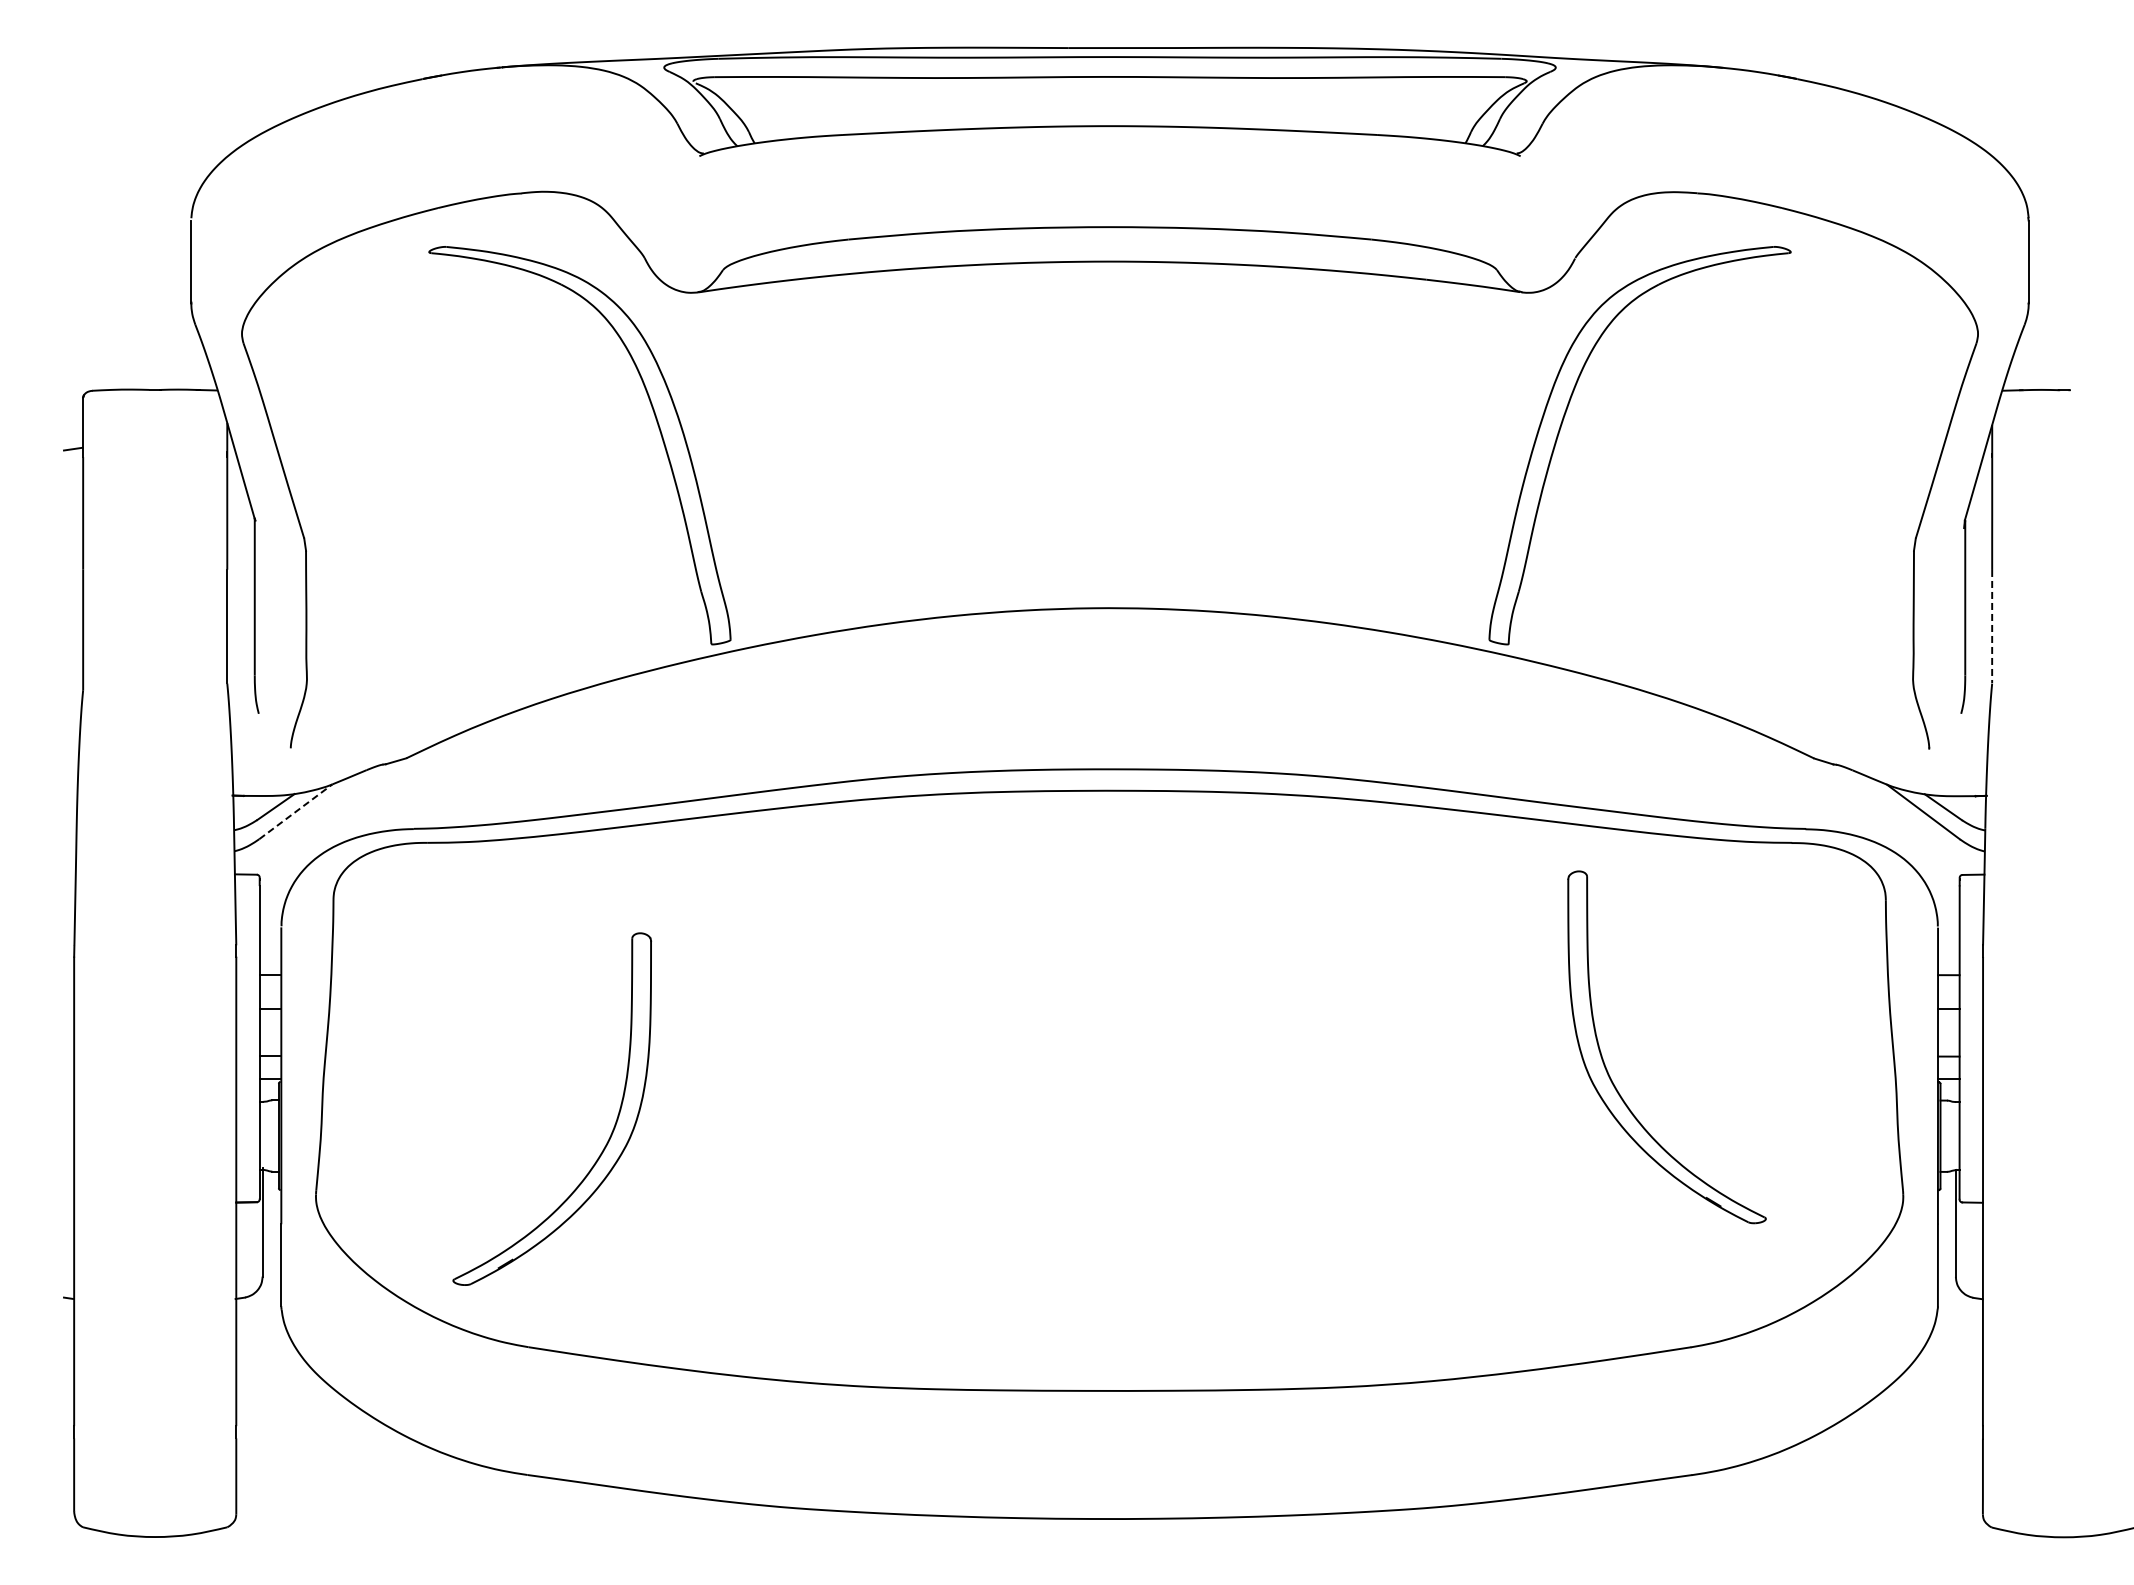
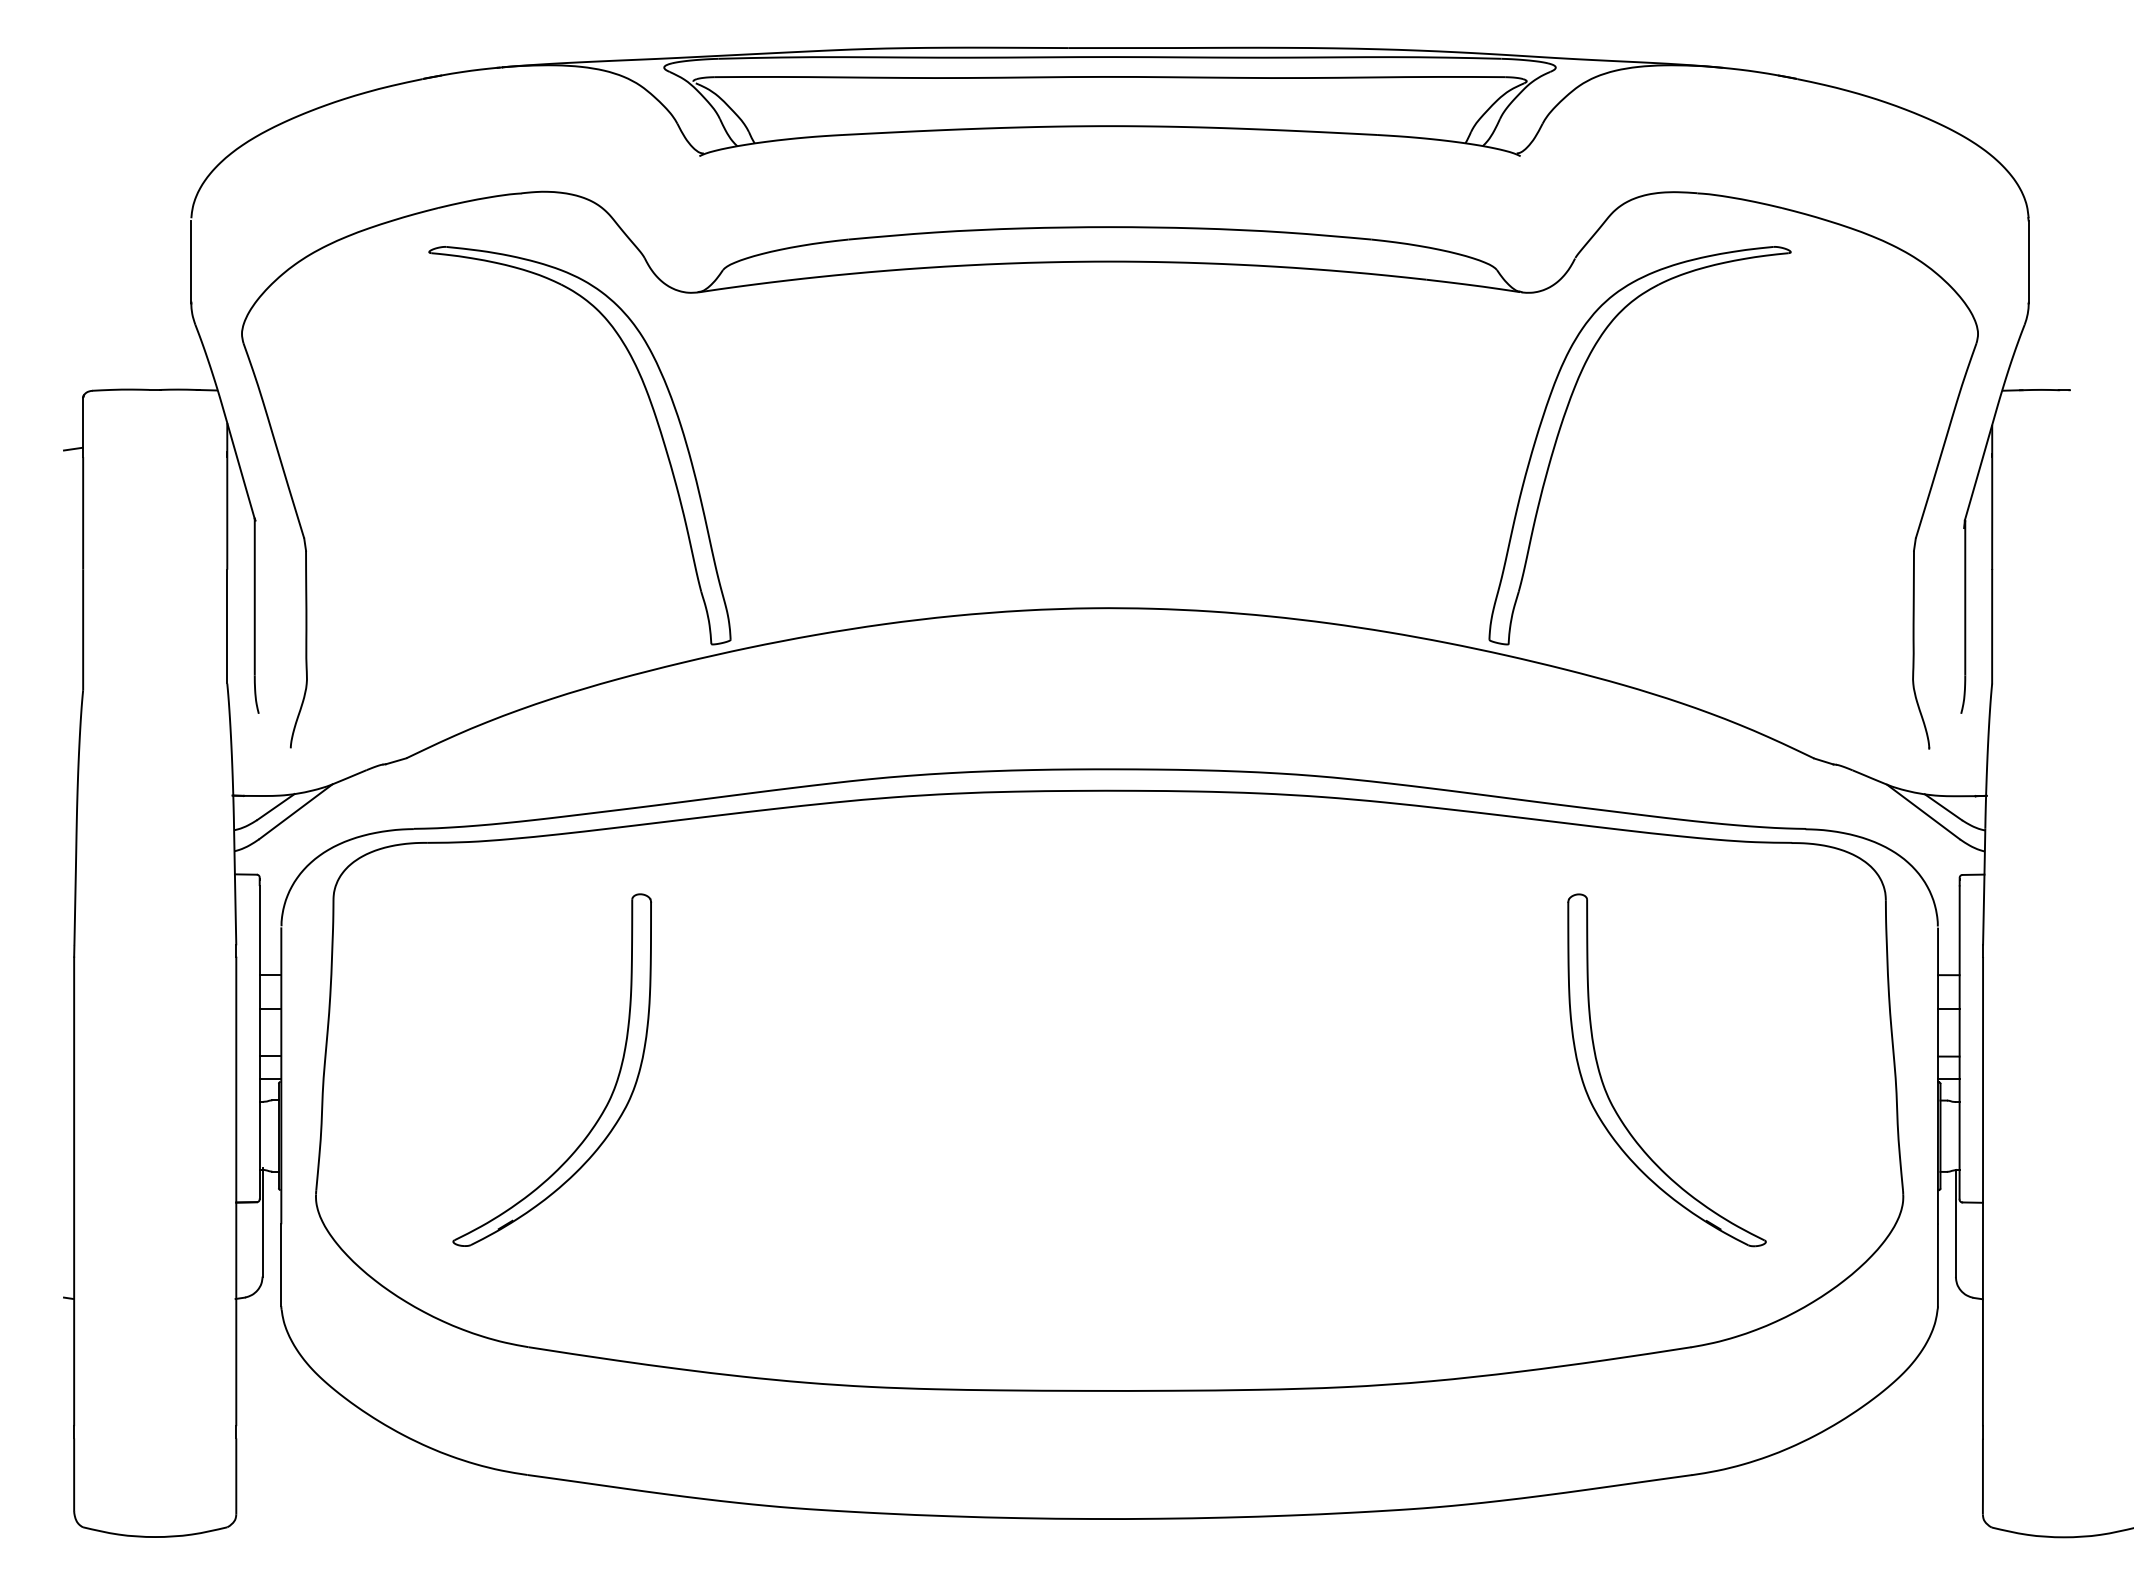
line: dashed -> solid (1992, 626)
line: dashed -> solid (295, 811)
part position: (1608, 1071) -> (1608, 1094) (1608, 1094)
part position: (609, 1136) -> (609, 1097) (609, 1097)
